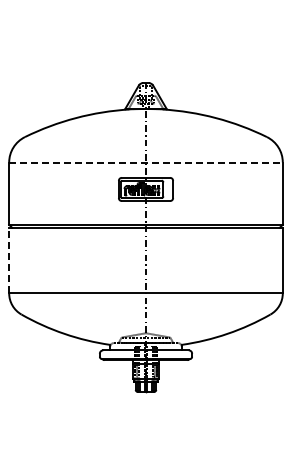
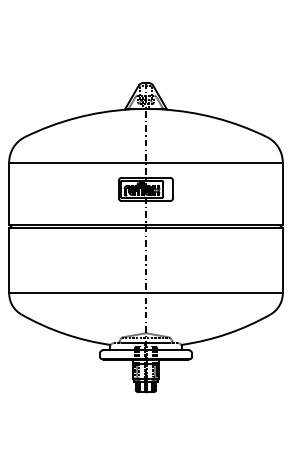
line: dashed -> solid (146, 162)
line: dashed -> solid (9, 260)
